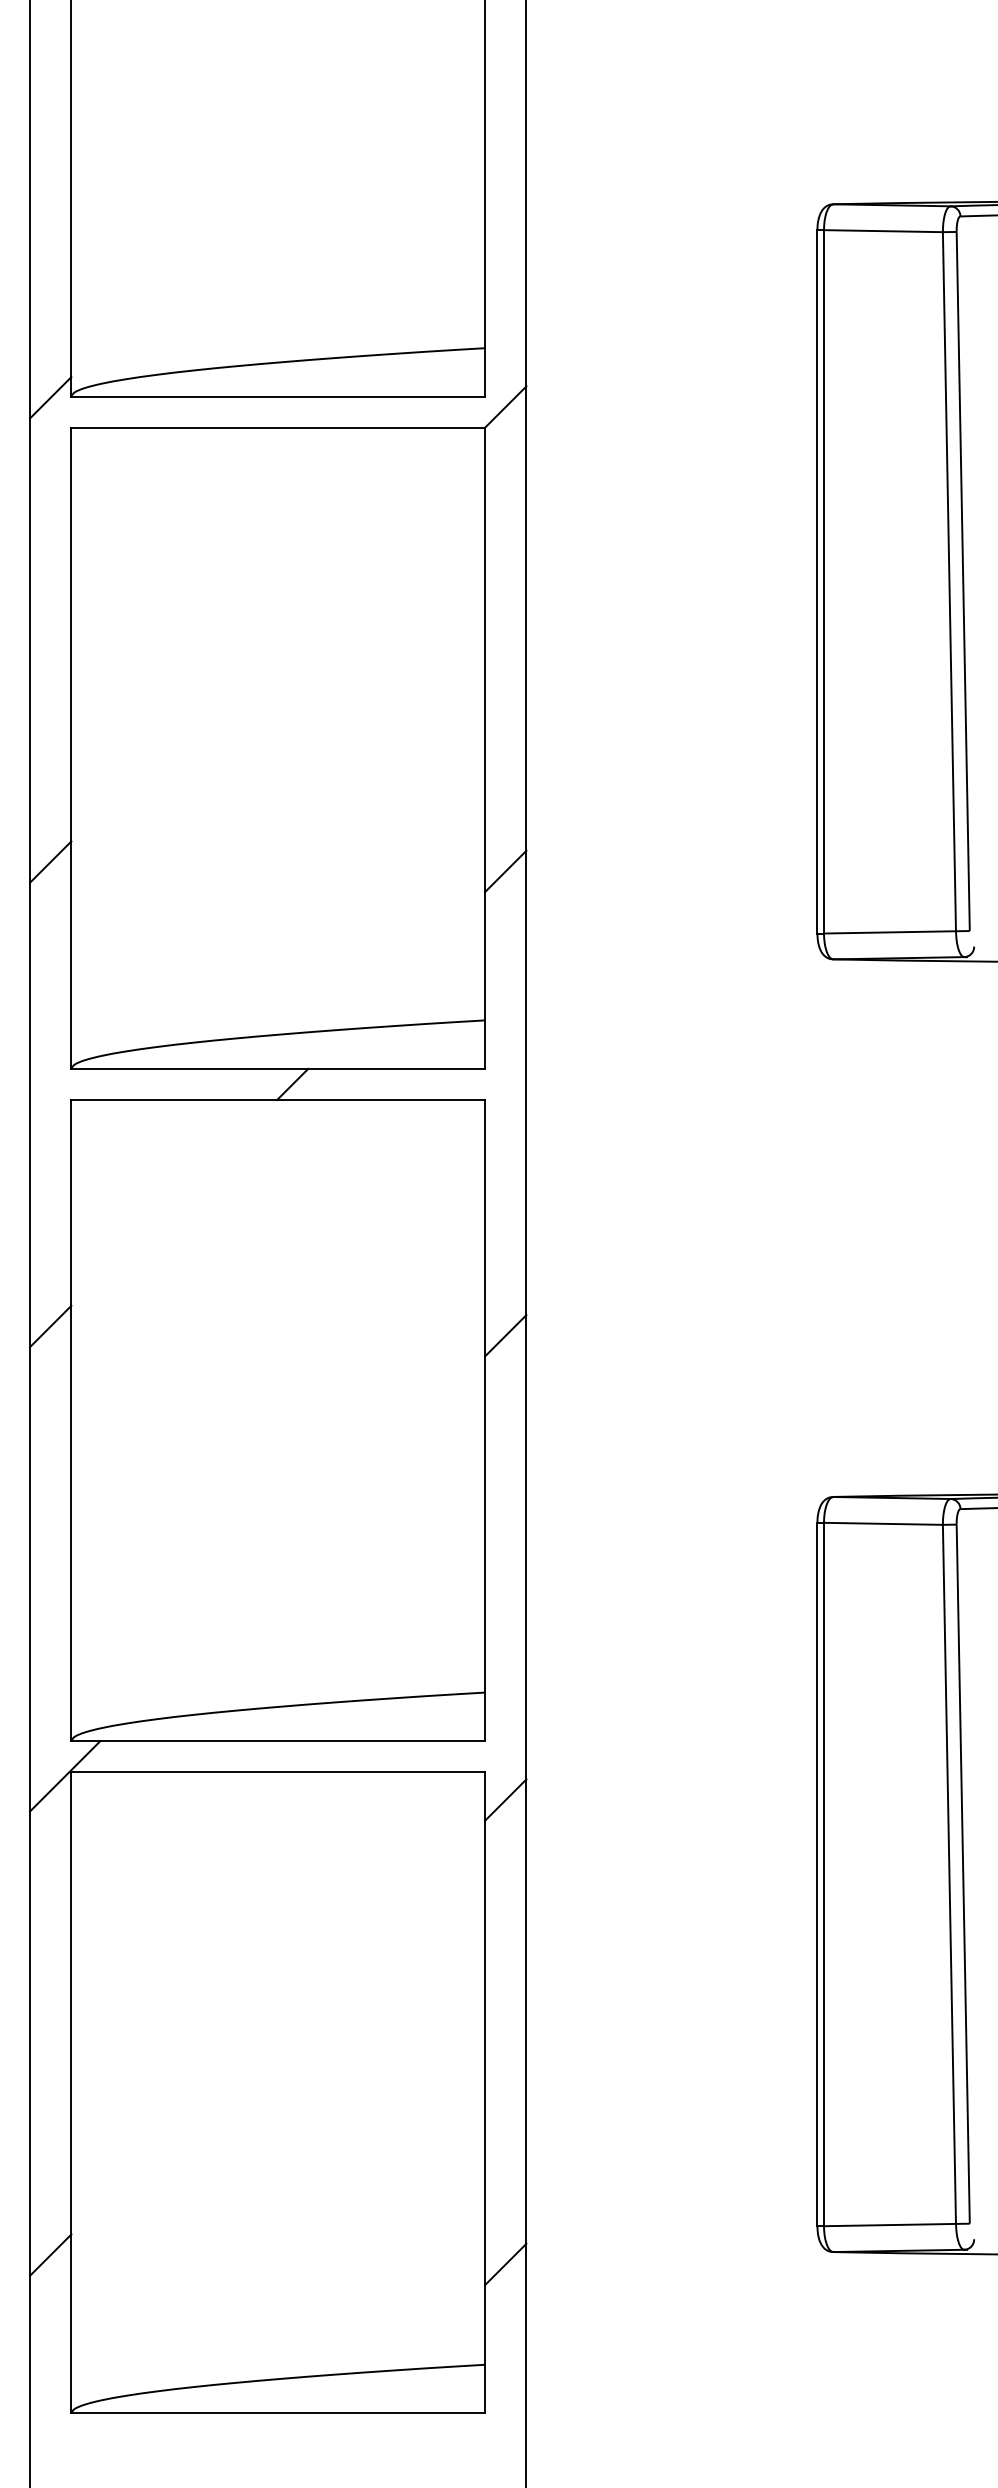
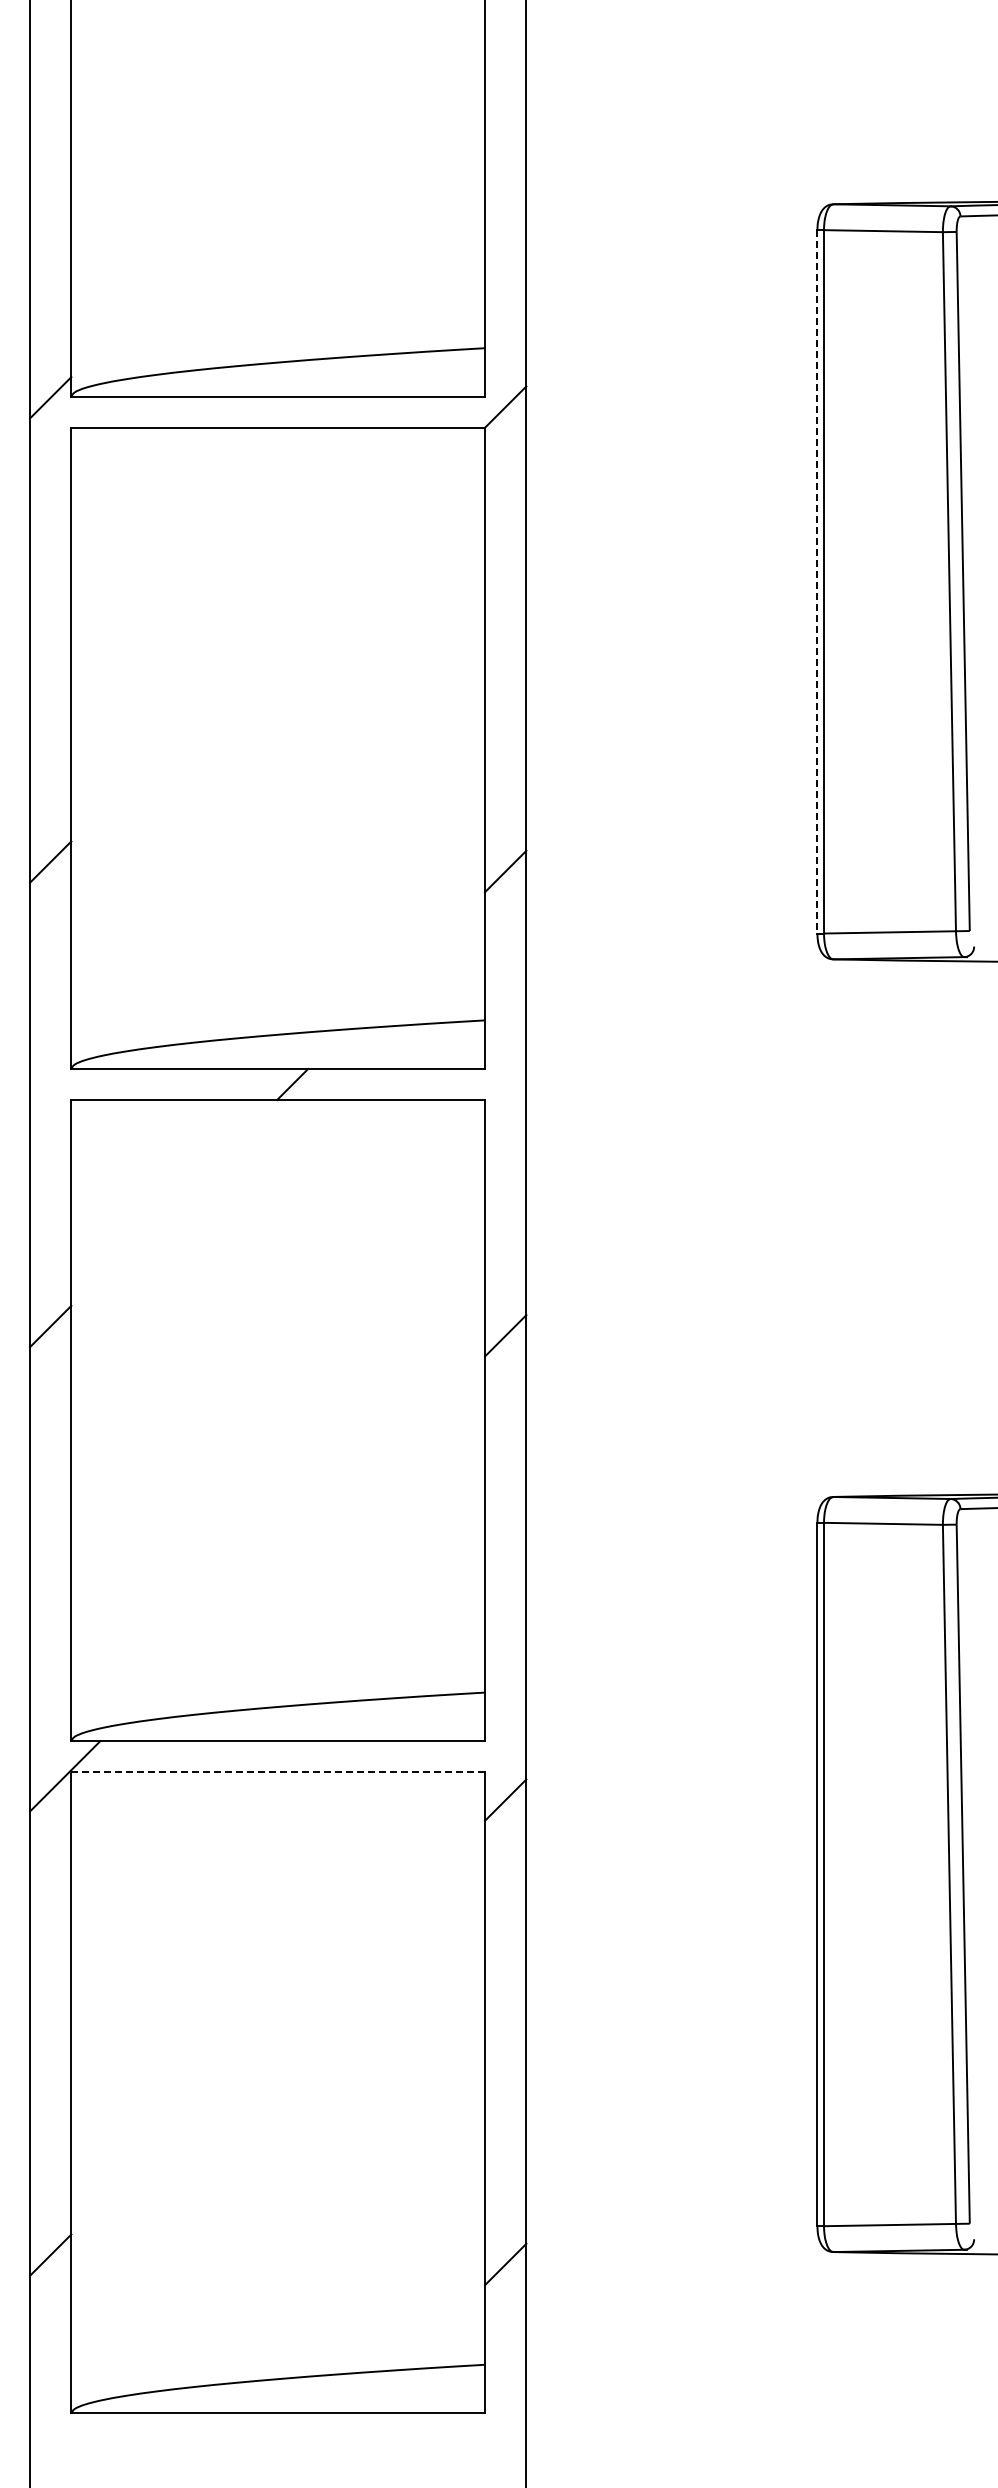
line: solid -> dashed (817, 581)
line: solid -> dashed (278, 1772)
